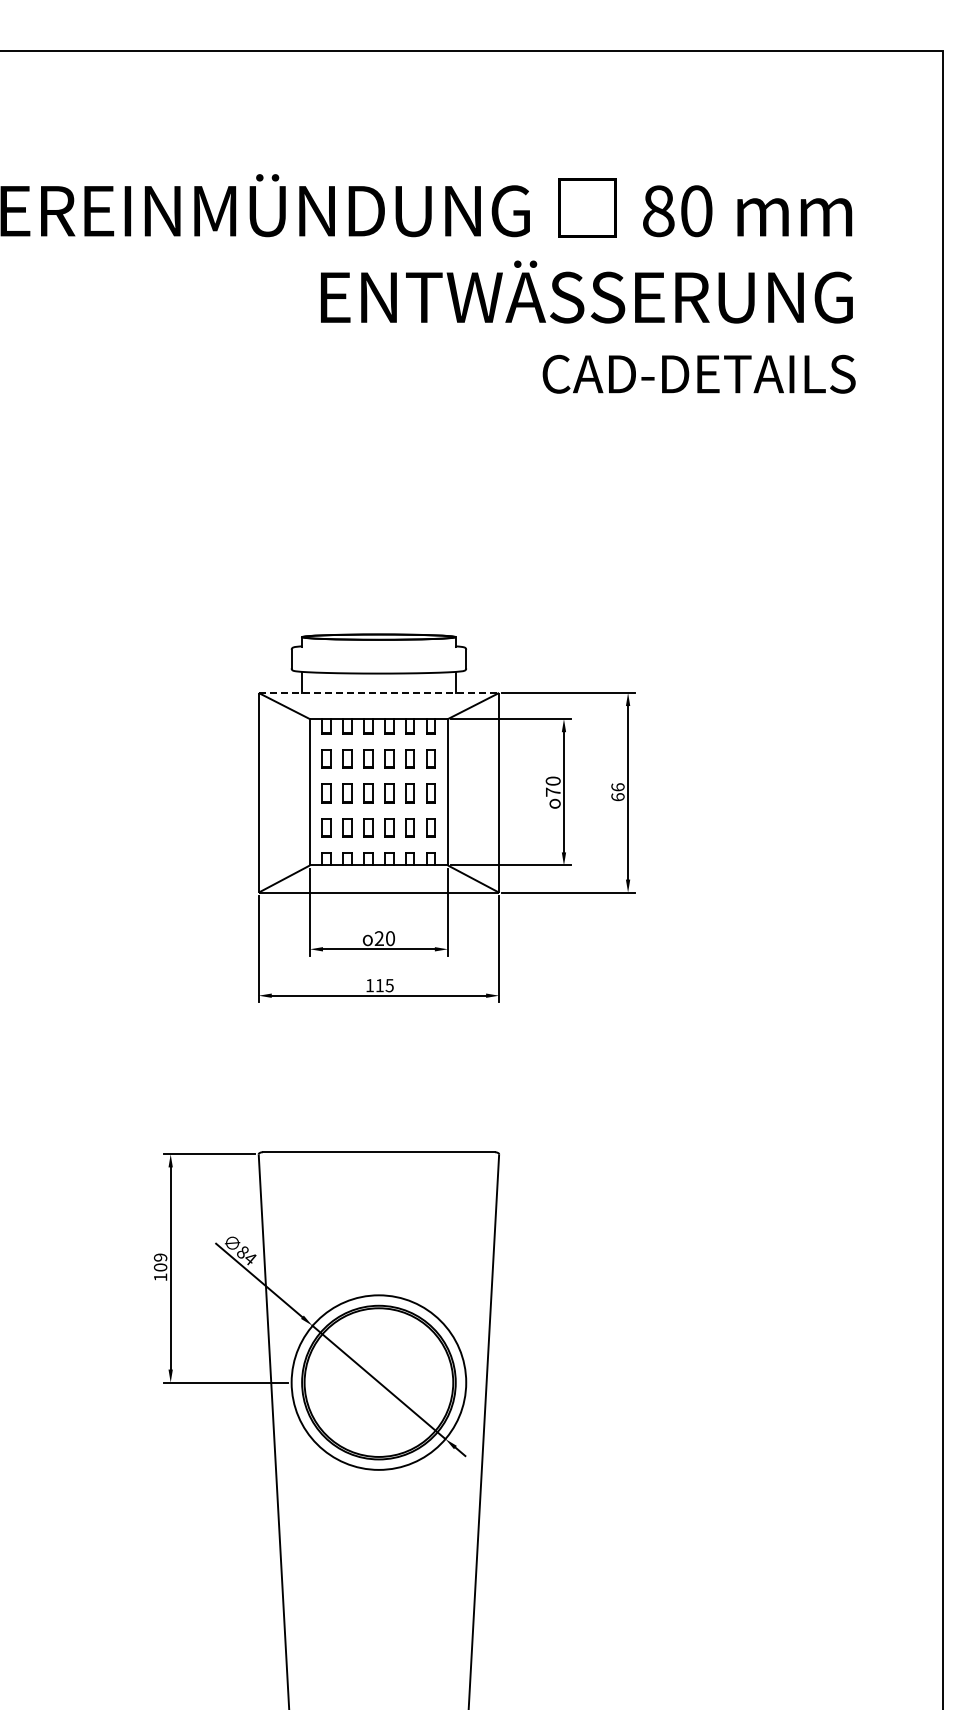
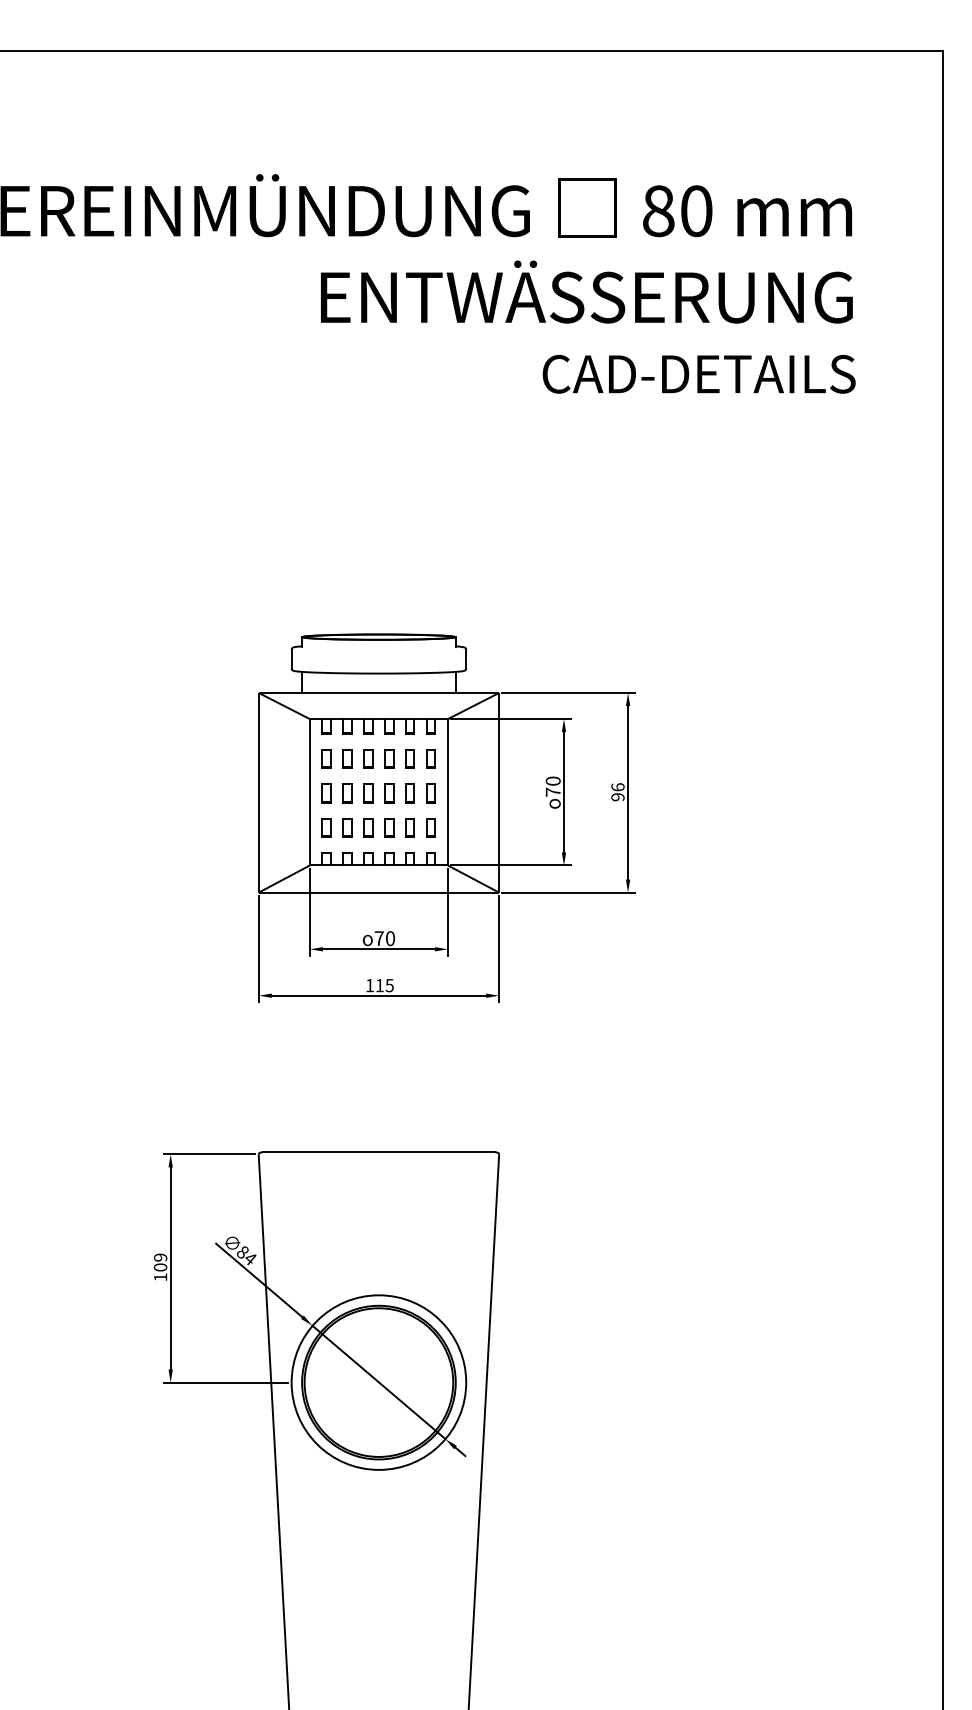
line: dashed -> solid (379, 692)
text: 66 -> 96 (617, 797)
text: 20 -> 70 (378, 938)
